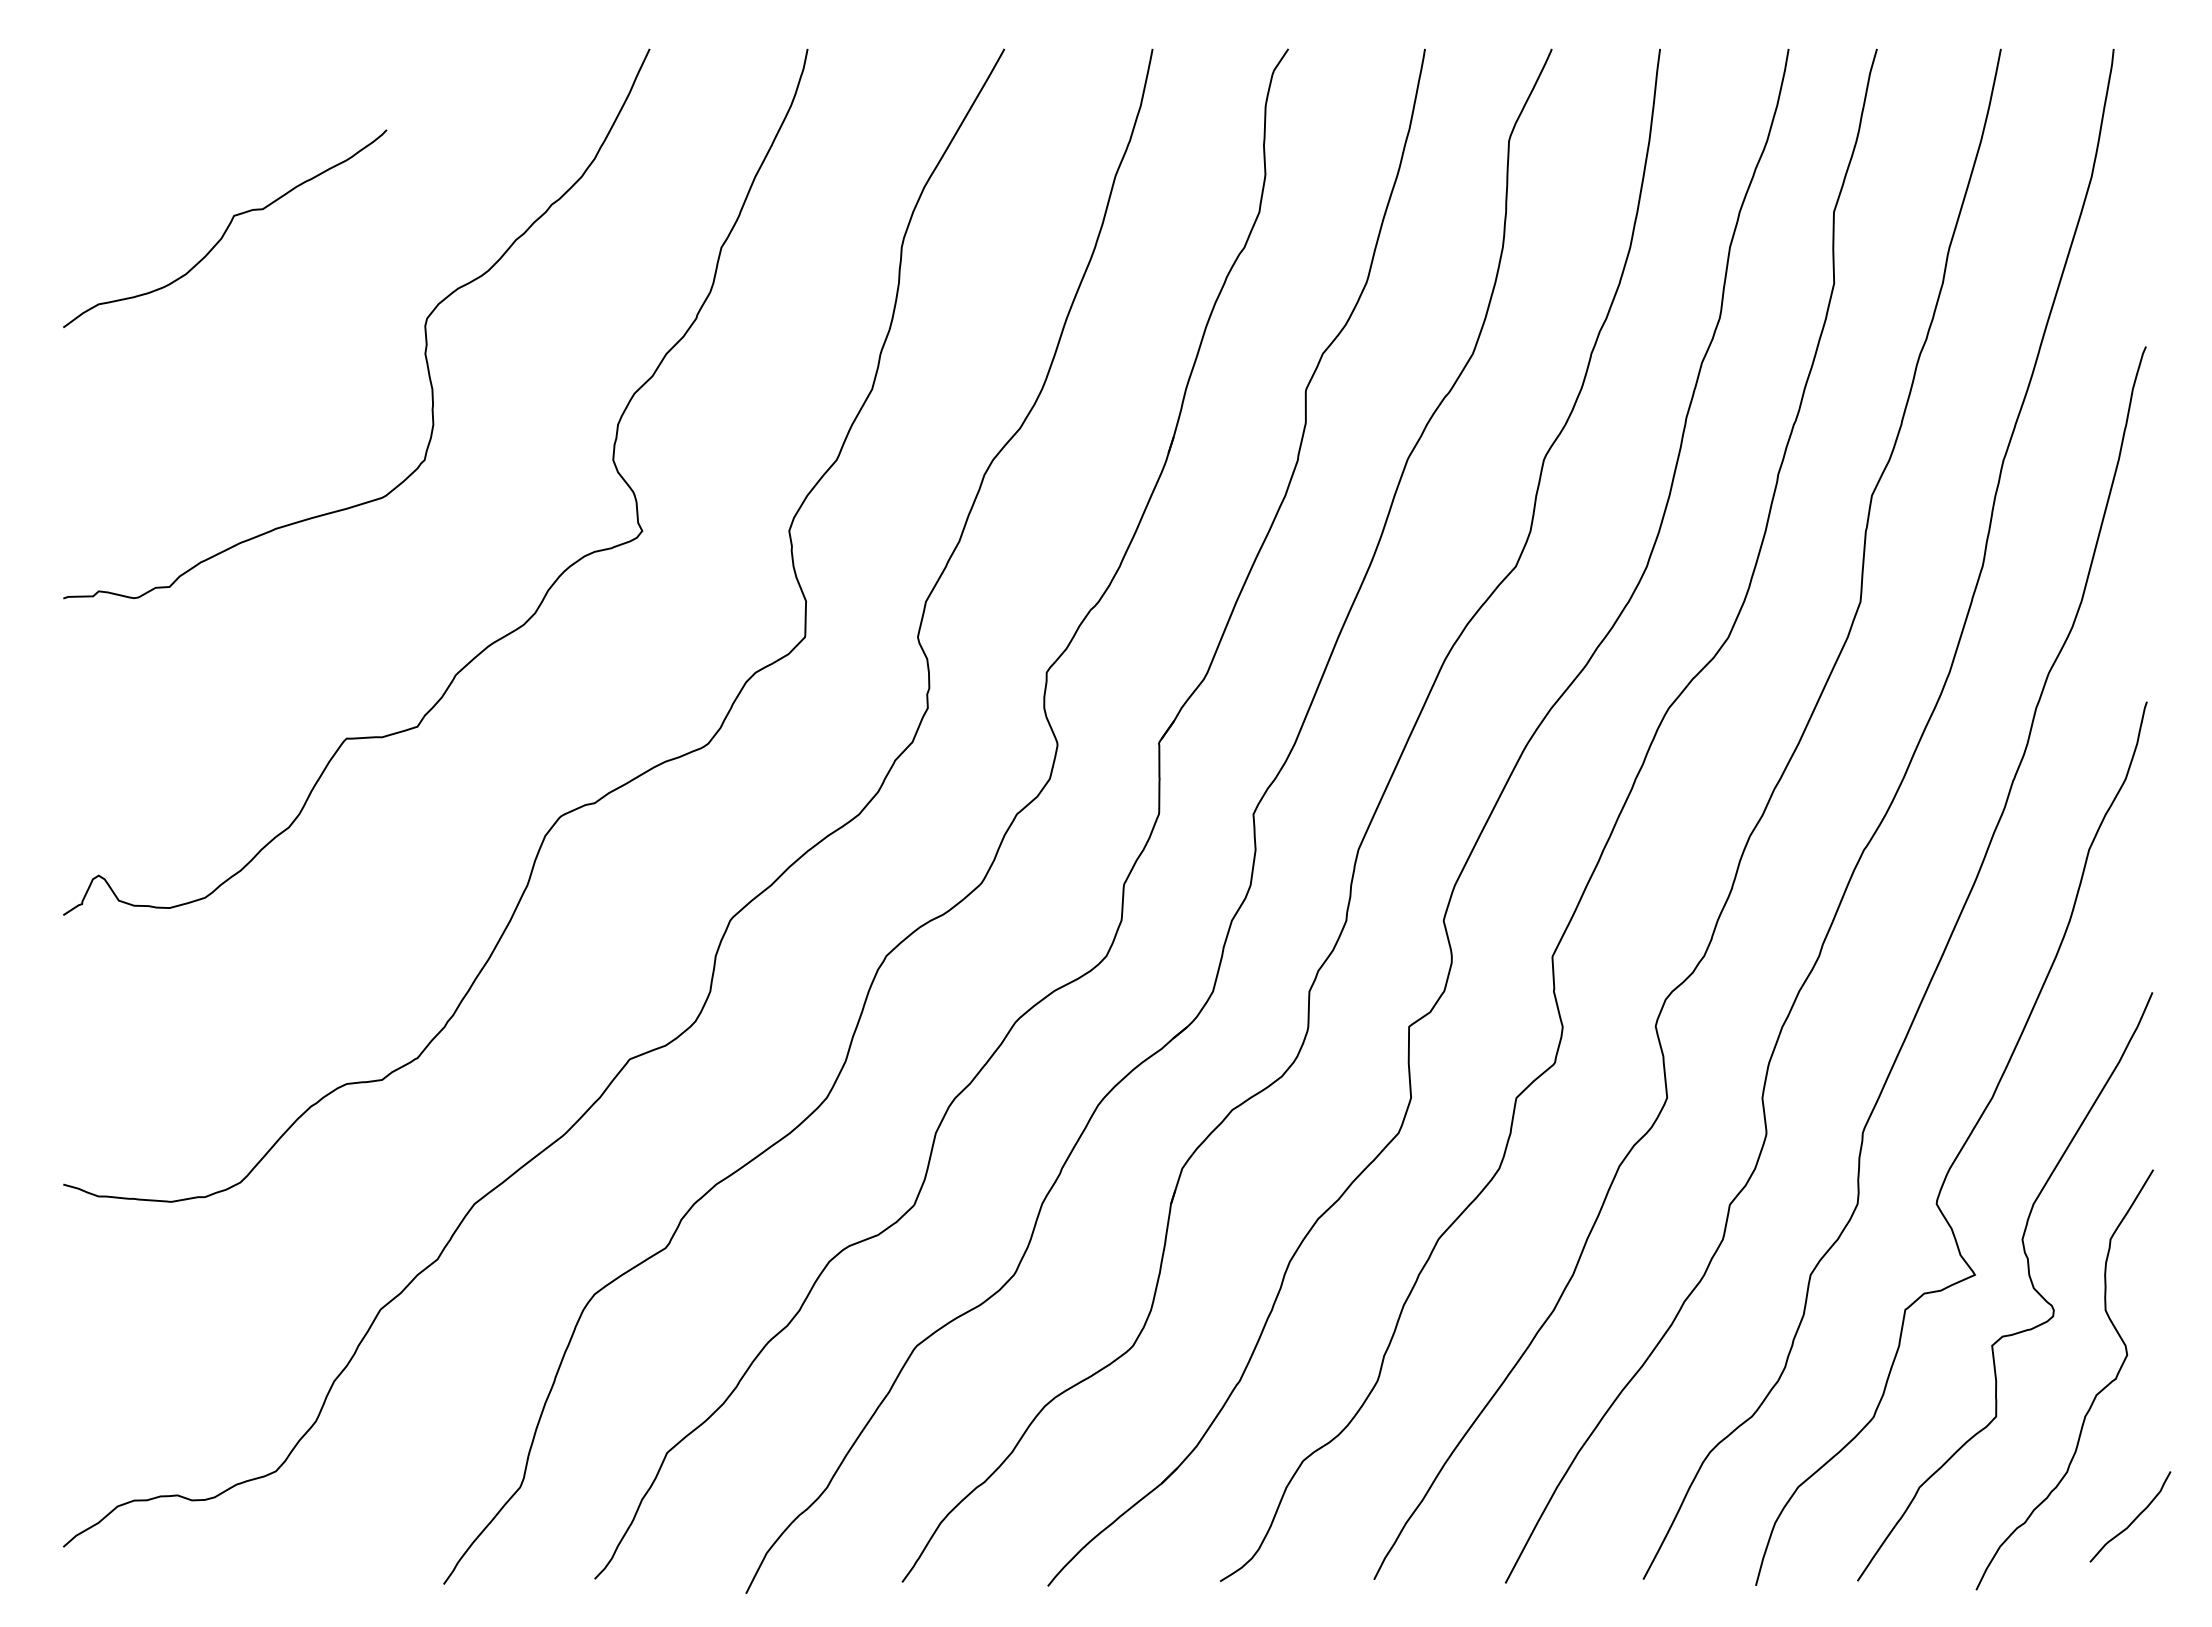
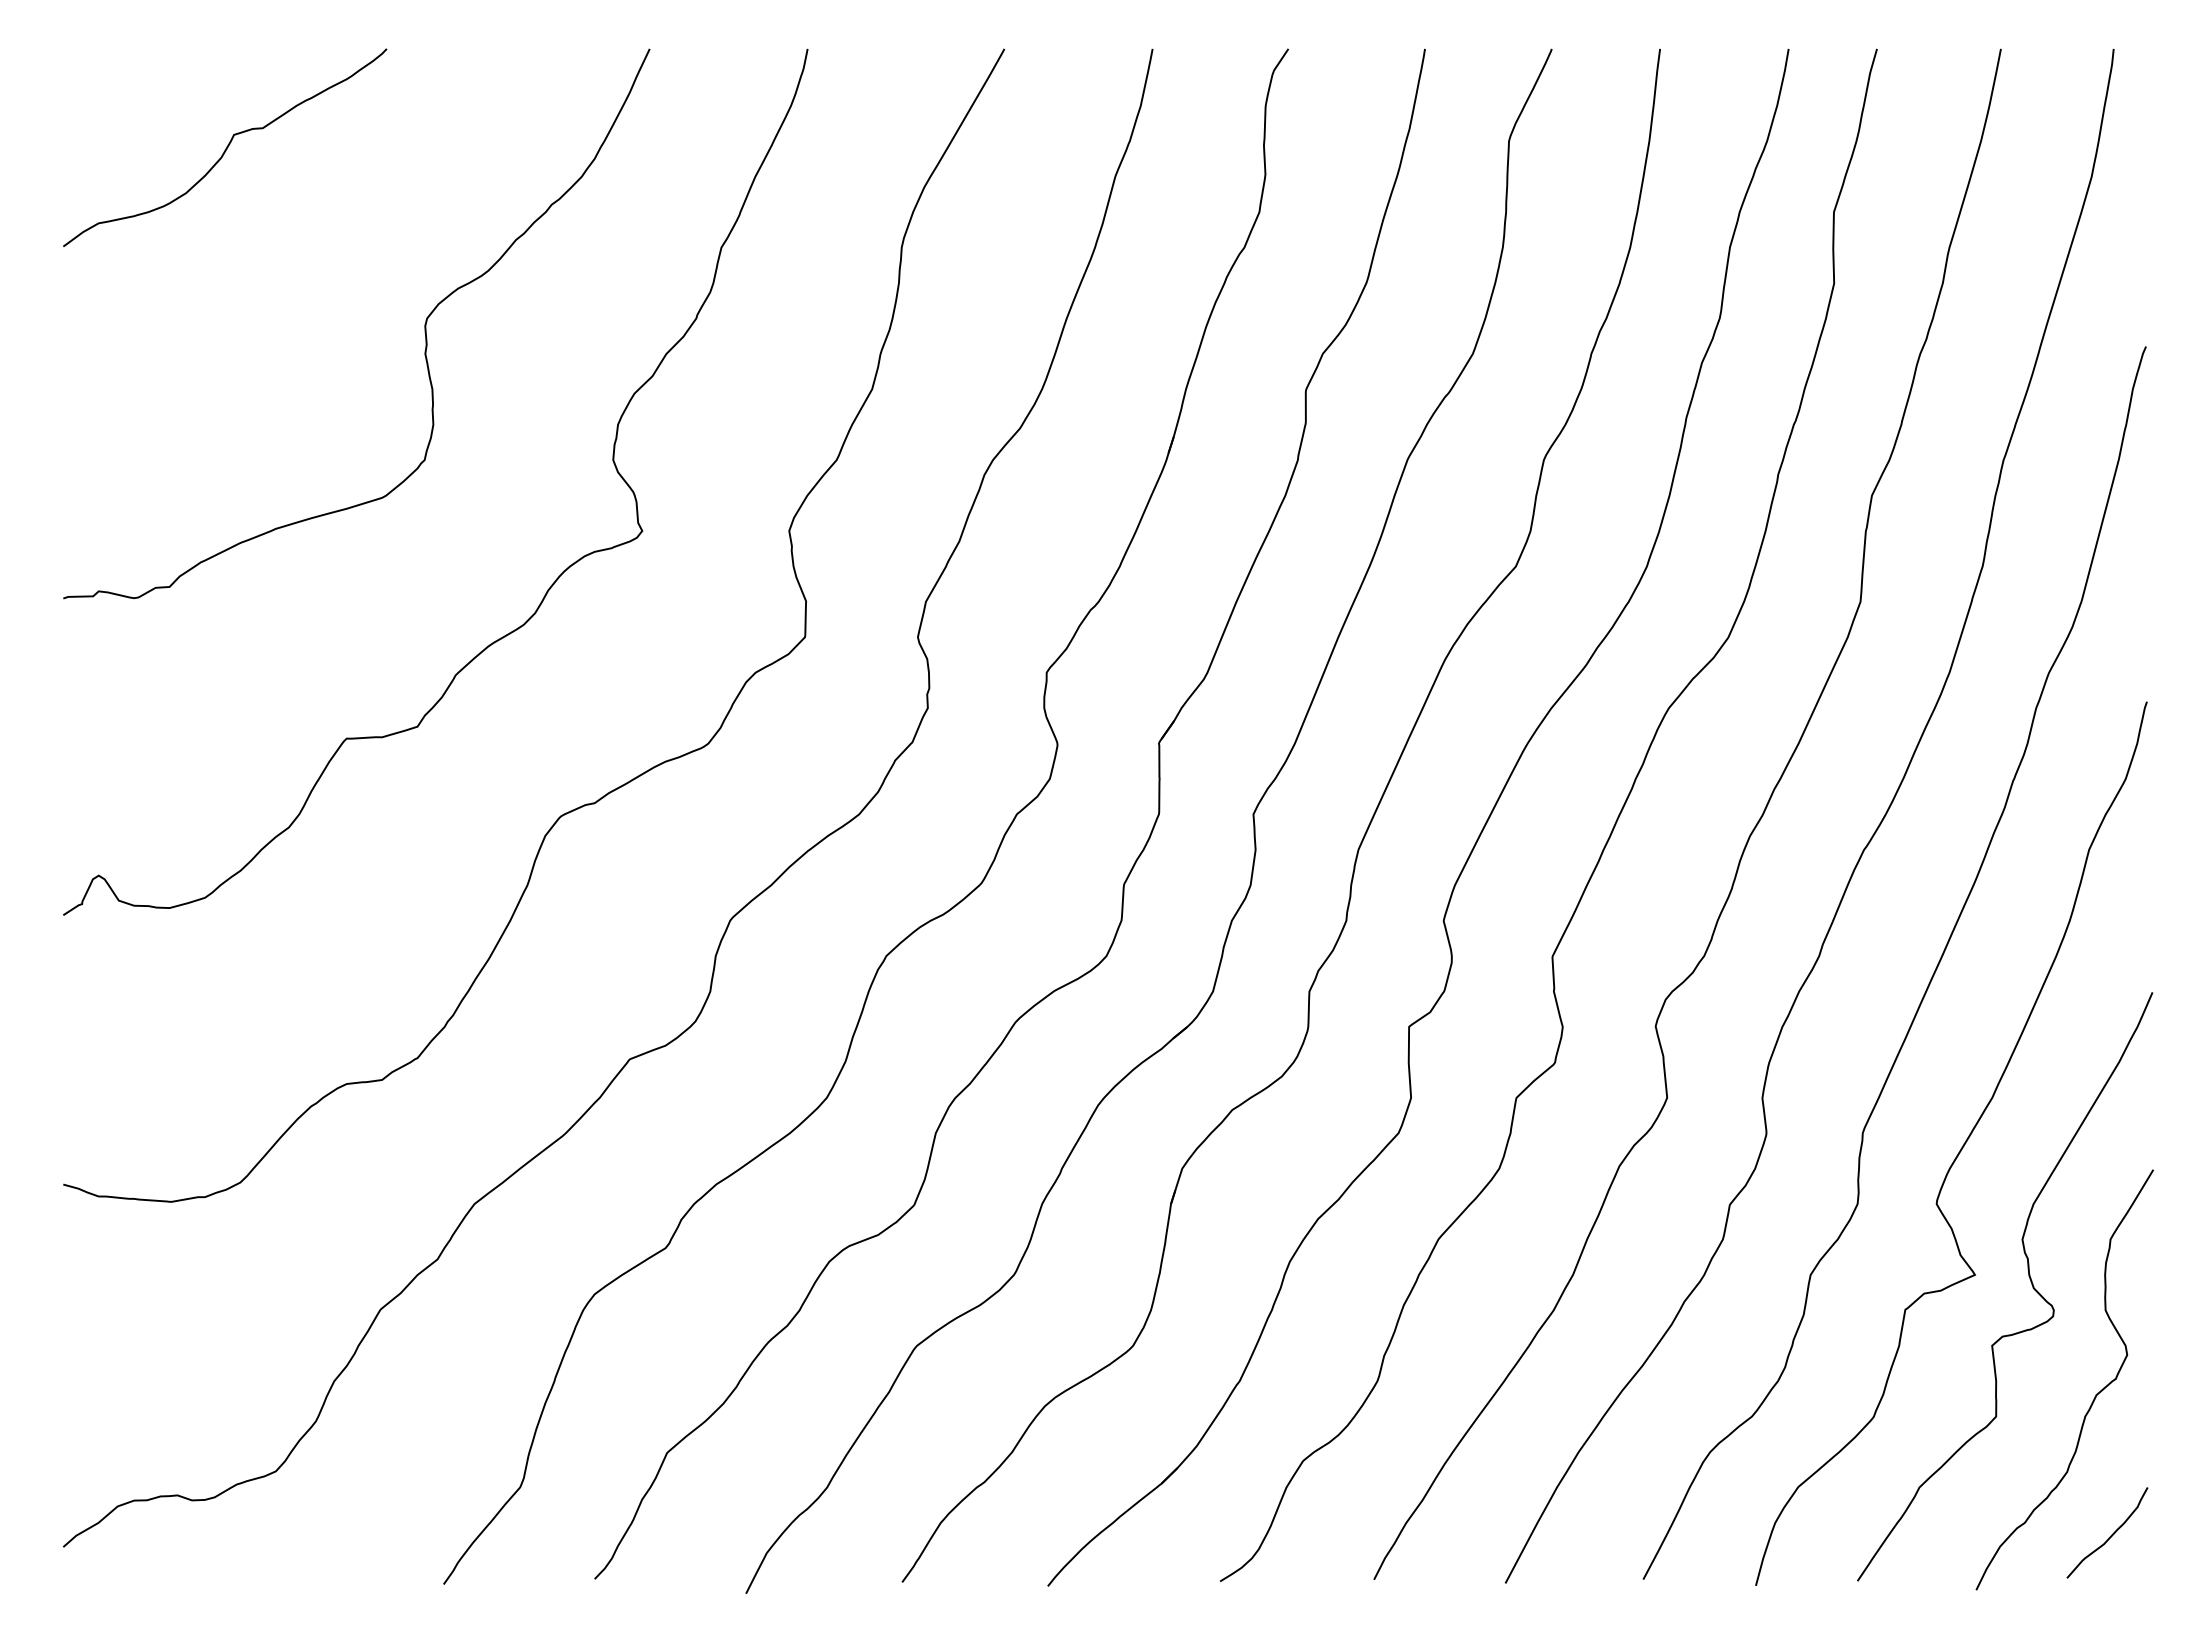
curve position: (226, 228) -> (226, 147) (226, 147)
curve position: (2133, 1519) -> (2110, 1535) (2110, 1535)
